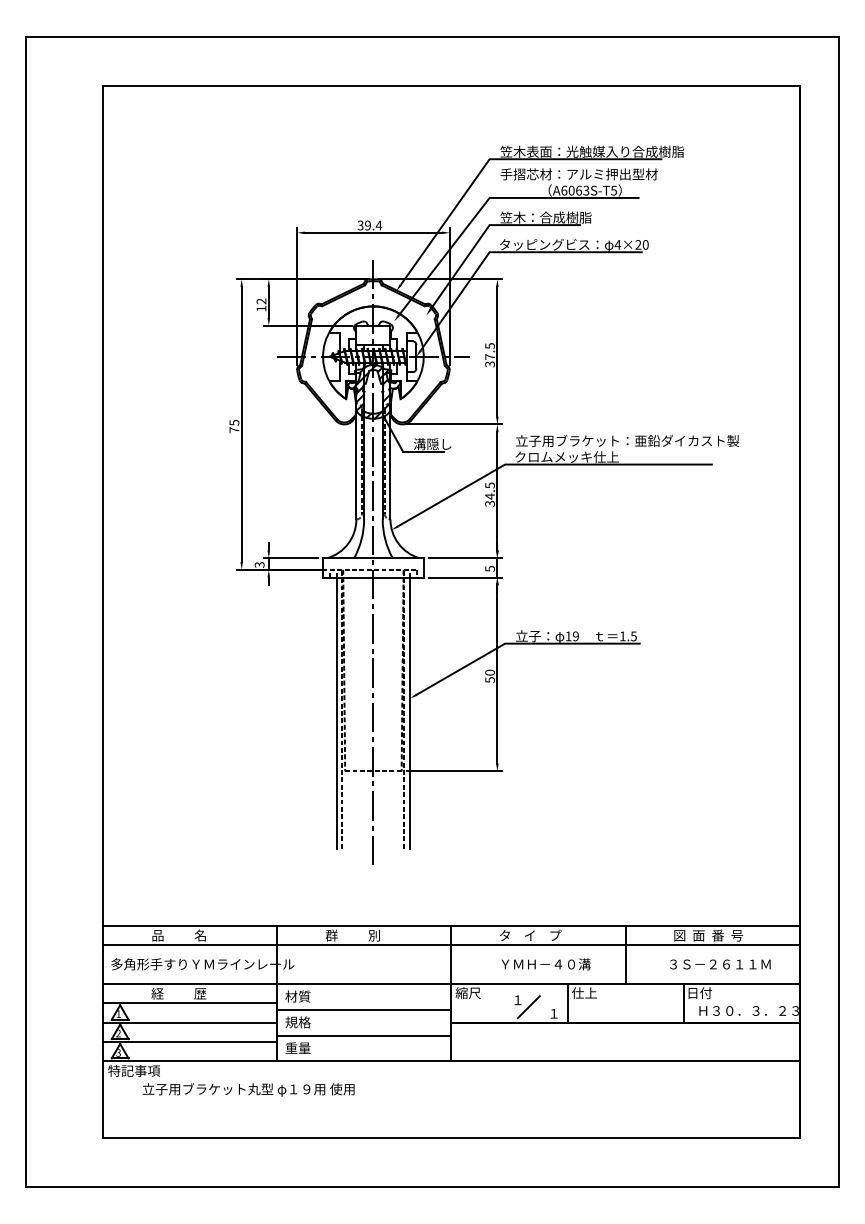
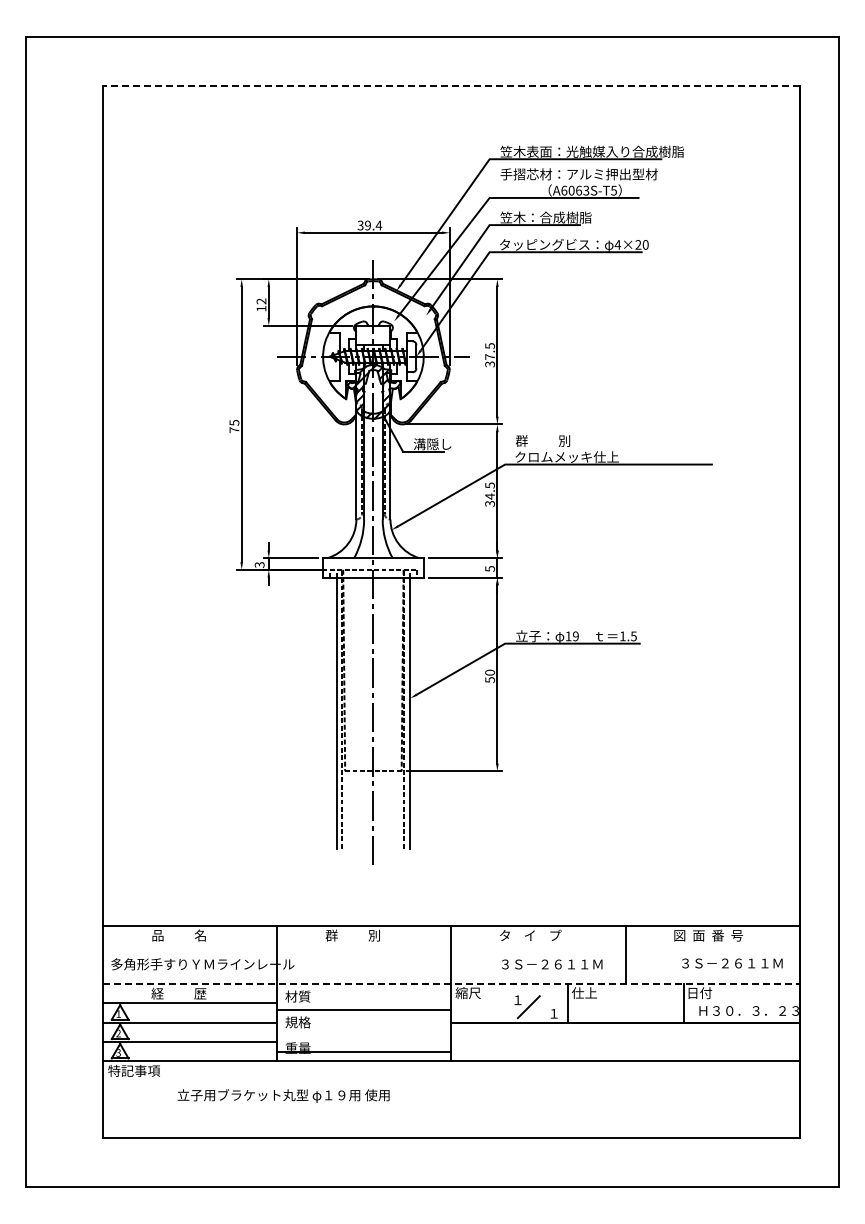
line: solid -> dashed (450, 85)
text: 立子用ブラケット：亜鉛ダイカスト製 -> 群          別 (627, 440)
line: present -> none (451, 945)
text: ＹＭＨ－４０溝 -> ３Ｓ－２６１１Ｍ (551, 964)
text position: (720, 964) -> (732, 963) (732, 963)
line: solid -> dashed (451, 983)
line position: (364, 1035) -> (364, 1051) (364, 1051)
text position: (248, 1089) -> (283, 1095) (283, 1095)
